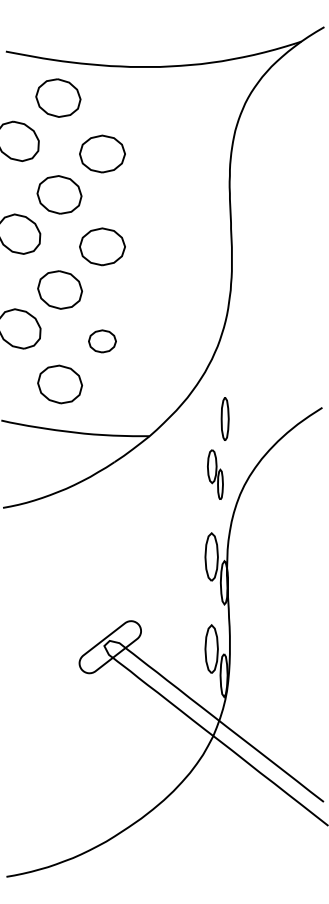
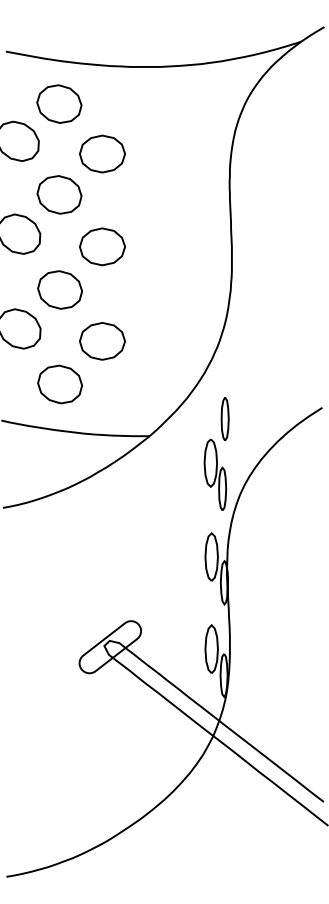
part position: (58, 97) -> (59, 103) (59, 103)
part size: 29x25 px -> 47x39 px (102, 341)
part size: 17x51 px -> 25x73 px (215, 474)
